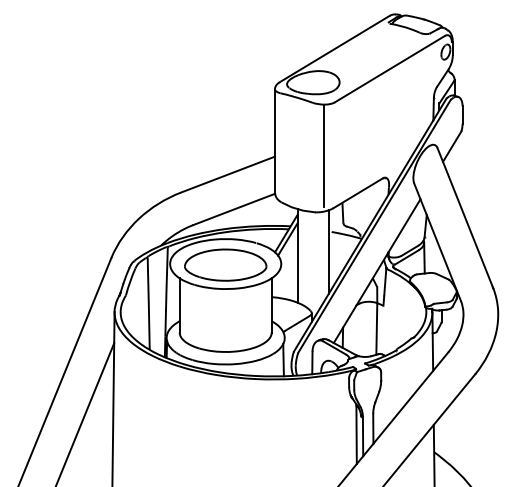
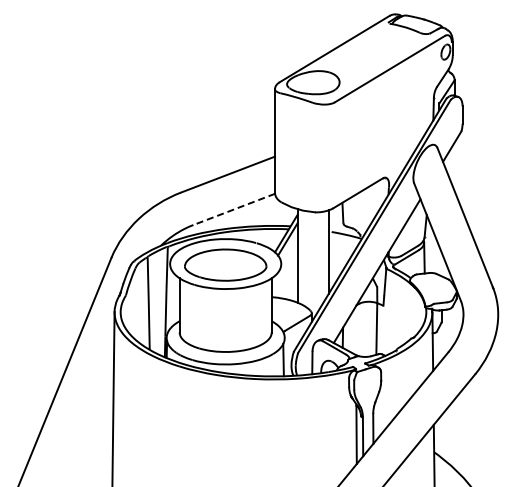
line: present -> none (324, 155)
line: solid -> dashed (234, 209)
line: present -> none (85, 413)
